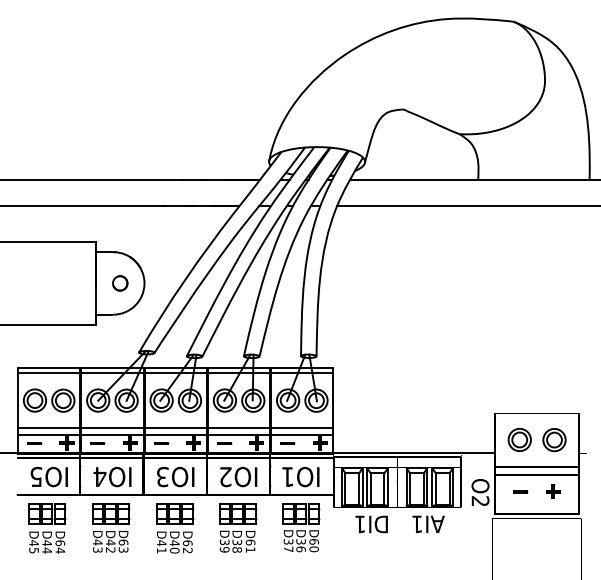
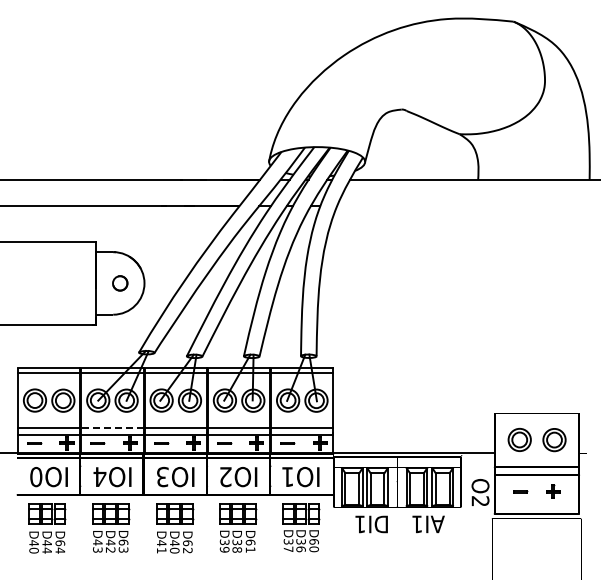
line: present -> none (467, 206)
line: solid -> dashed (111, 428)
text: IO5 -> IO0 (36, 476)
text: D45 -> D40 (33, 550)
